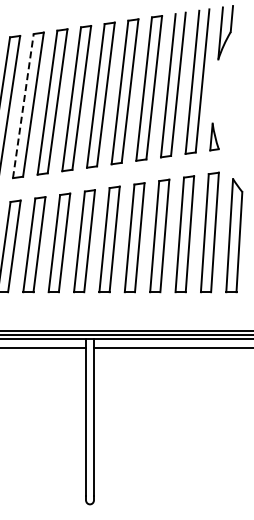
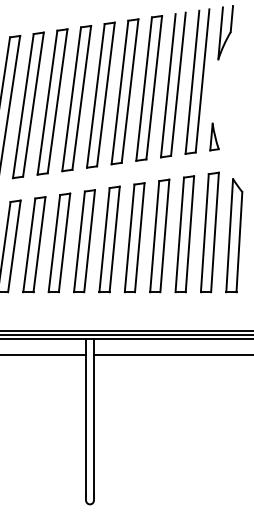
line: dashed -> solid (23, 106)
line position: (44, 347) -> (44, 354) (44, 354)
line position: (171, 347) -> (171, 354) (171, 354)
